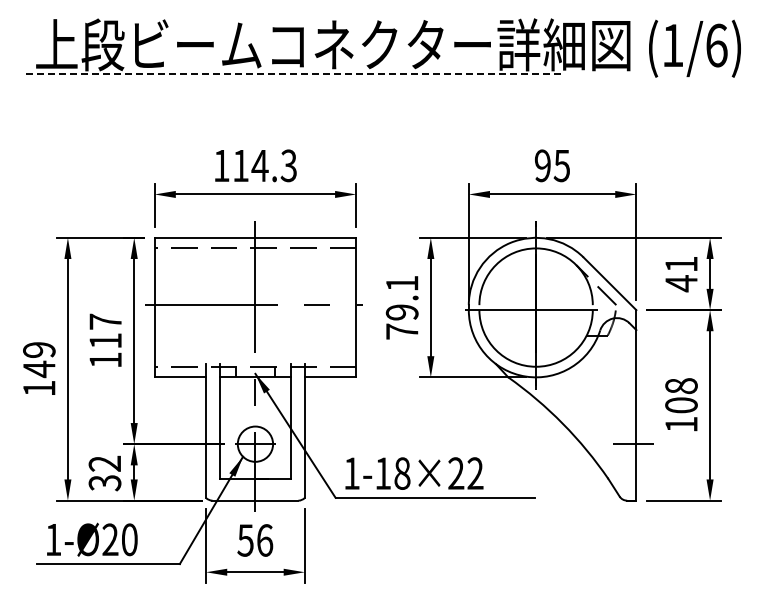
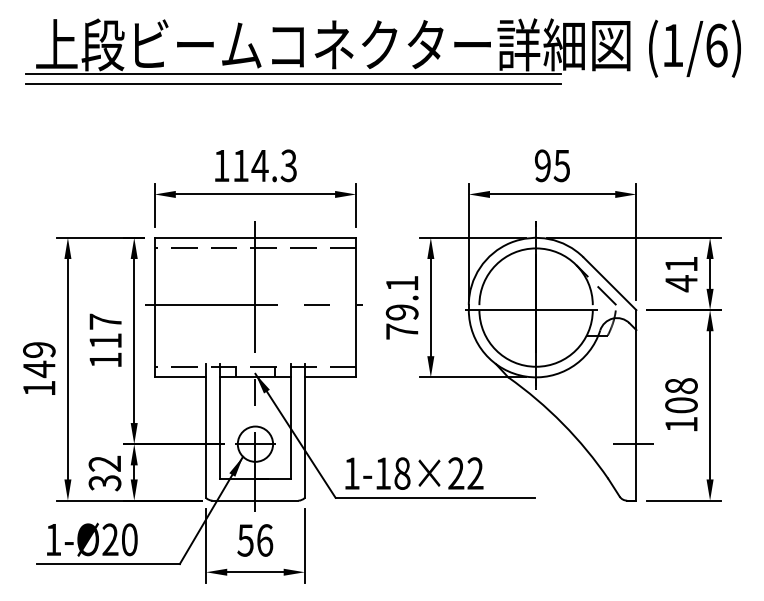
line: dashed -> solid (294, 73)
line: none -> present (293, 84)
